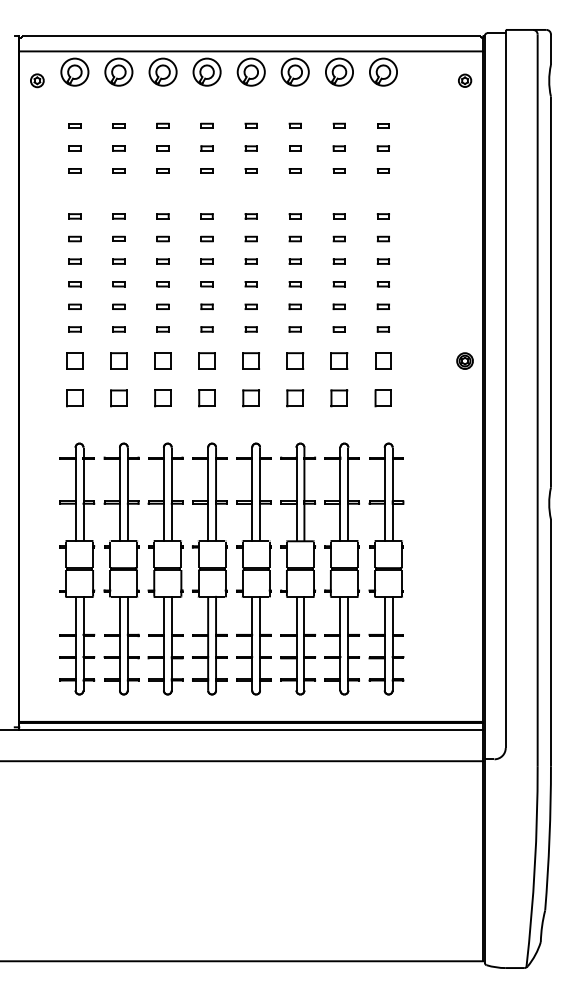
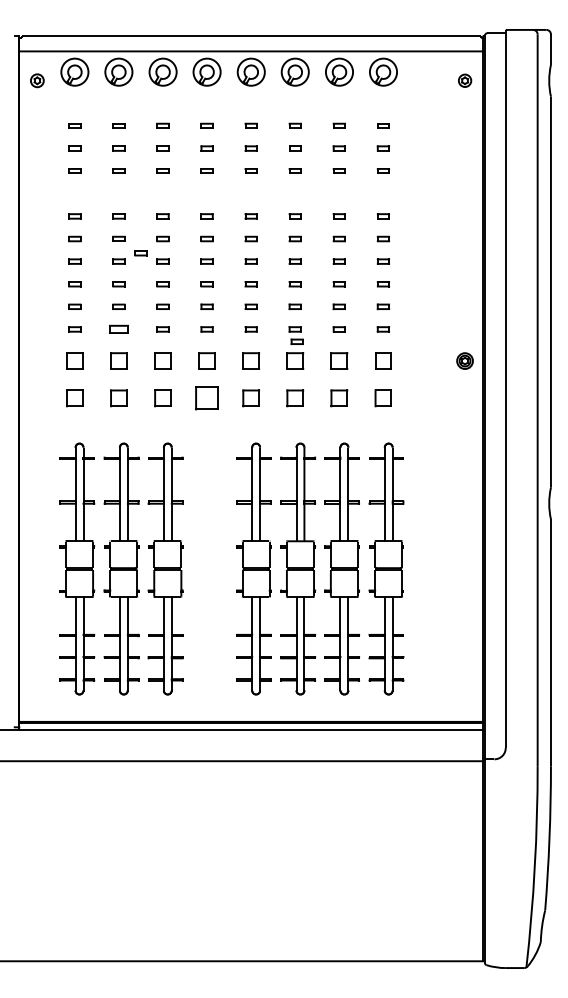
part: none -> present (140, 253)
part size: 14x7 px -> 20x10 px (118, 328)
part: none -> present (296, 341)
part size: 18x19 px -> 24x25 px (206, 398)
part: present -> none (209, 568)
